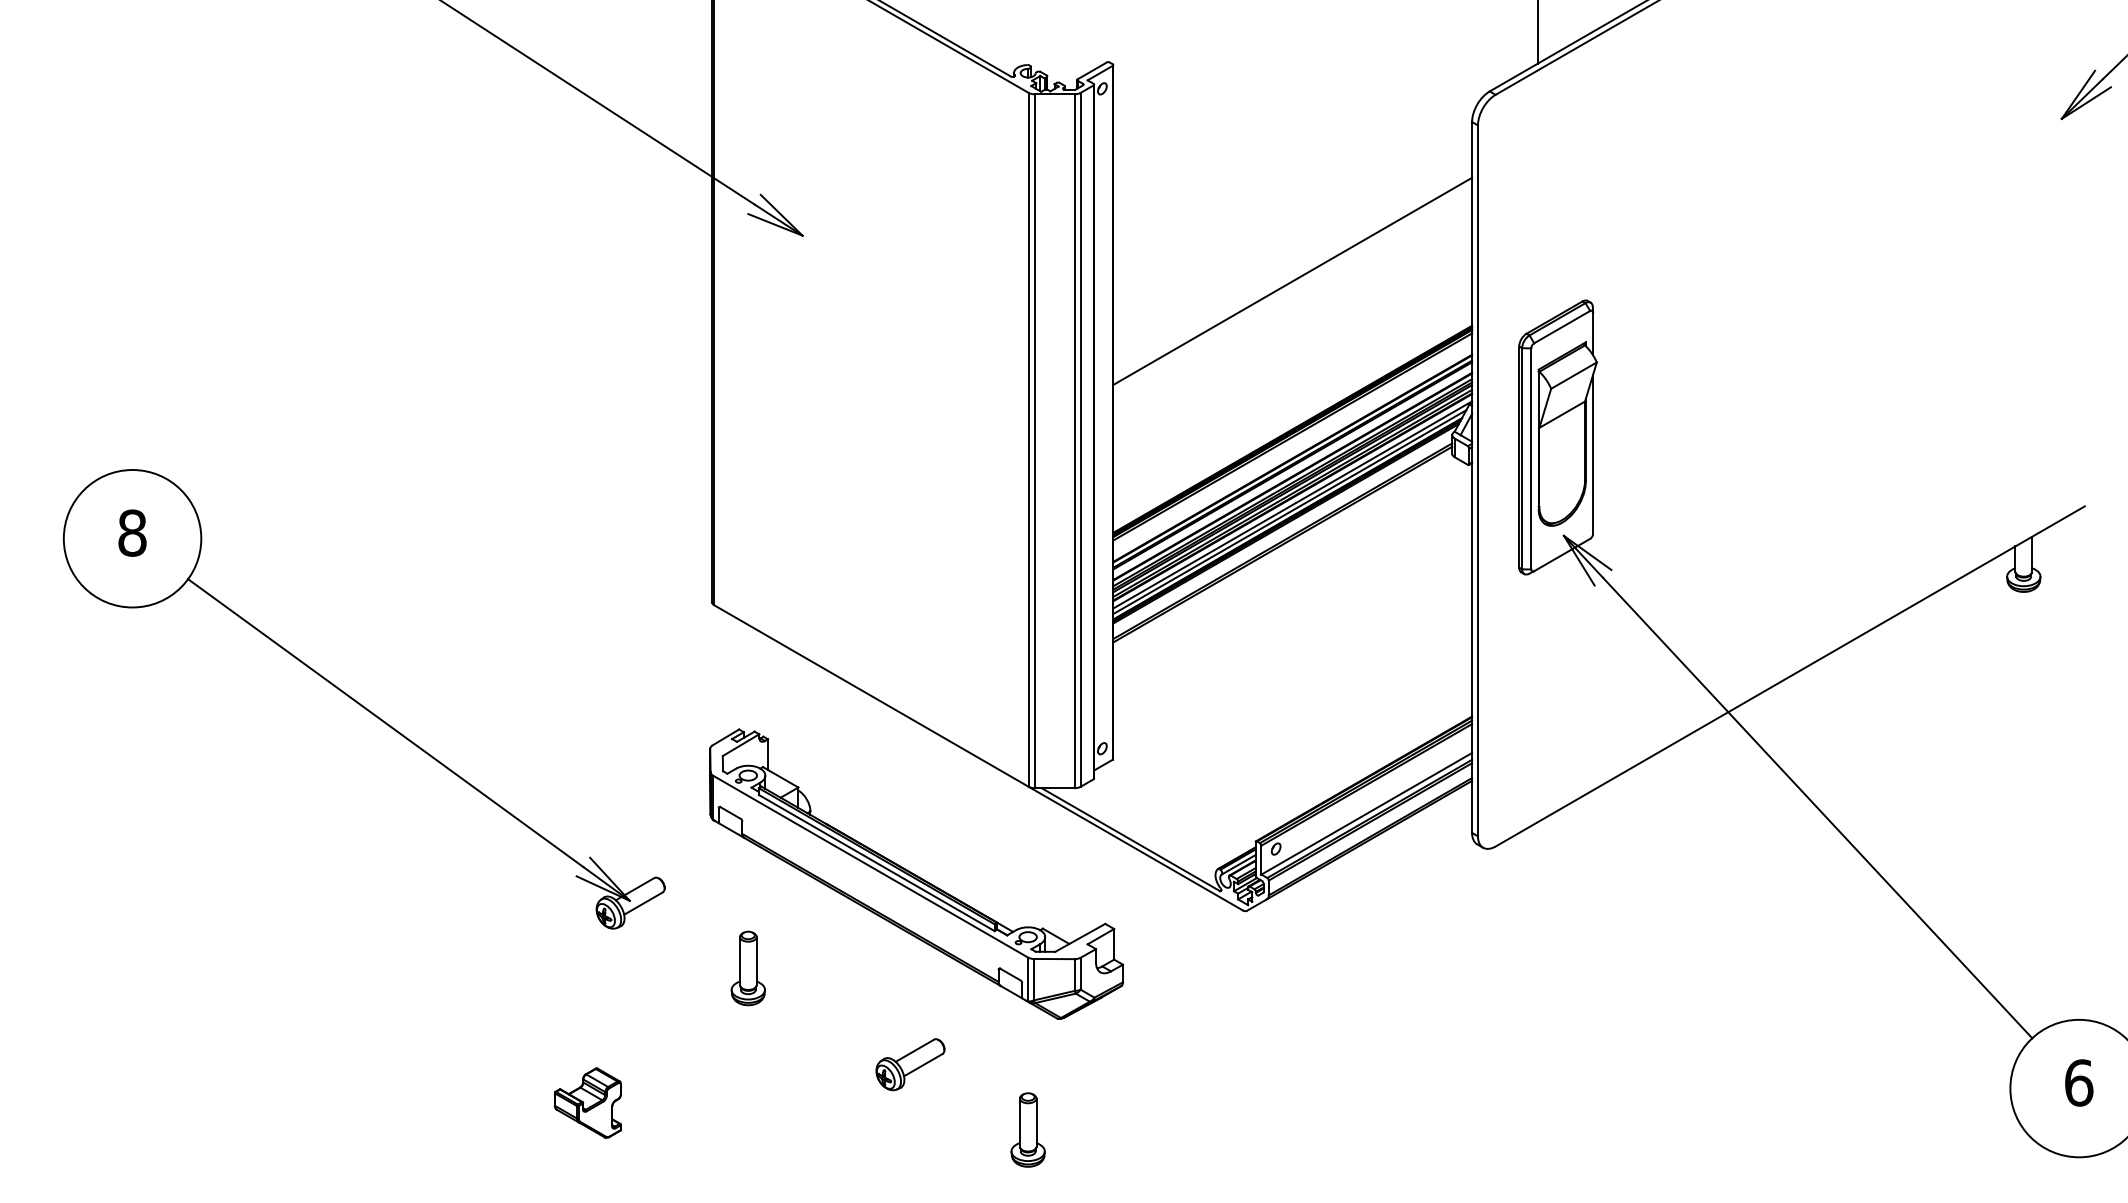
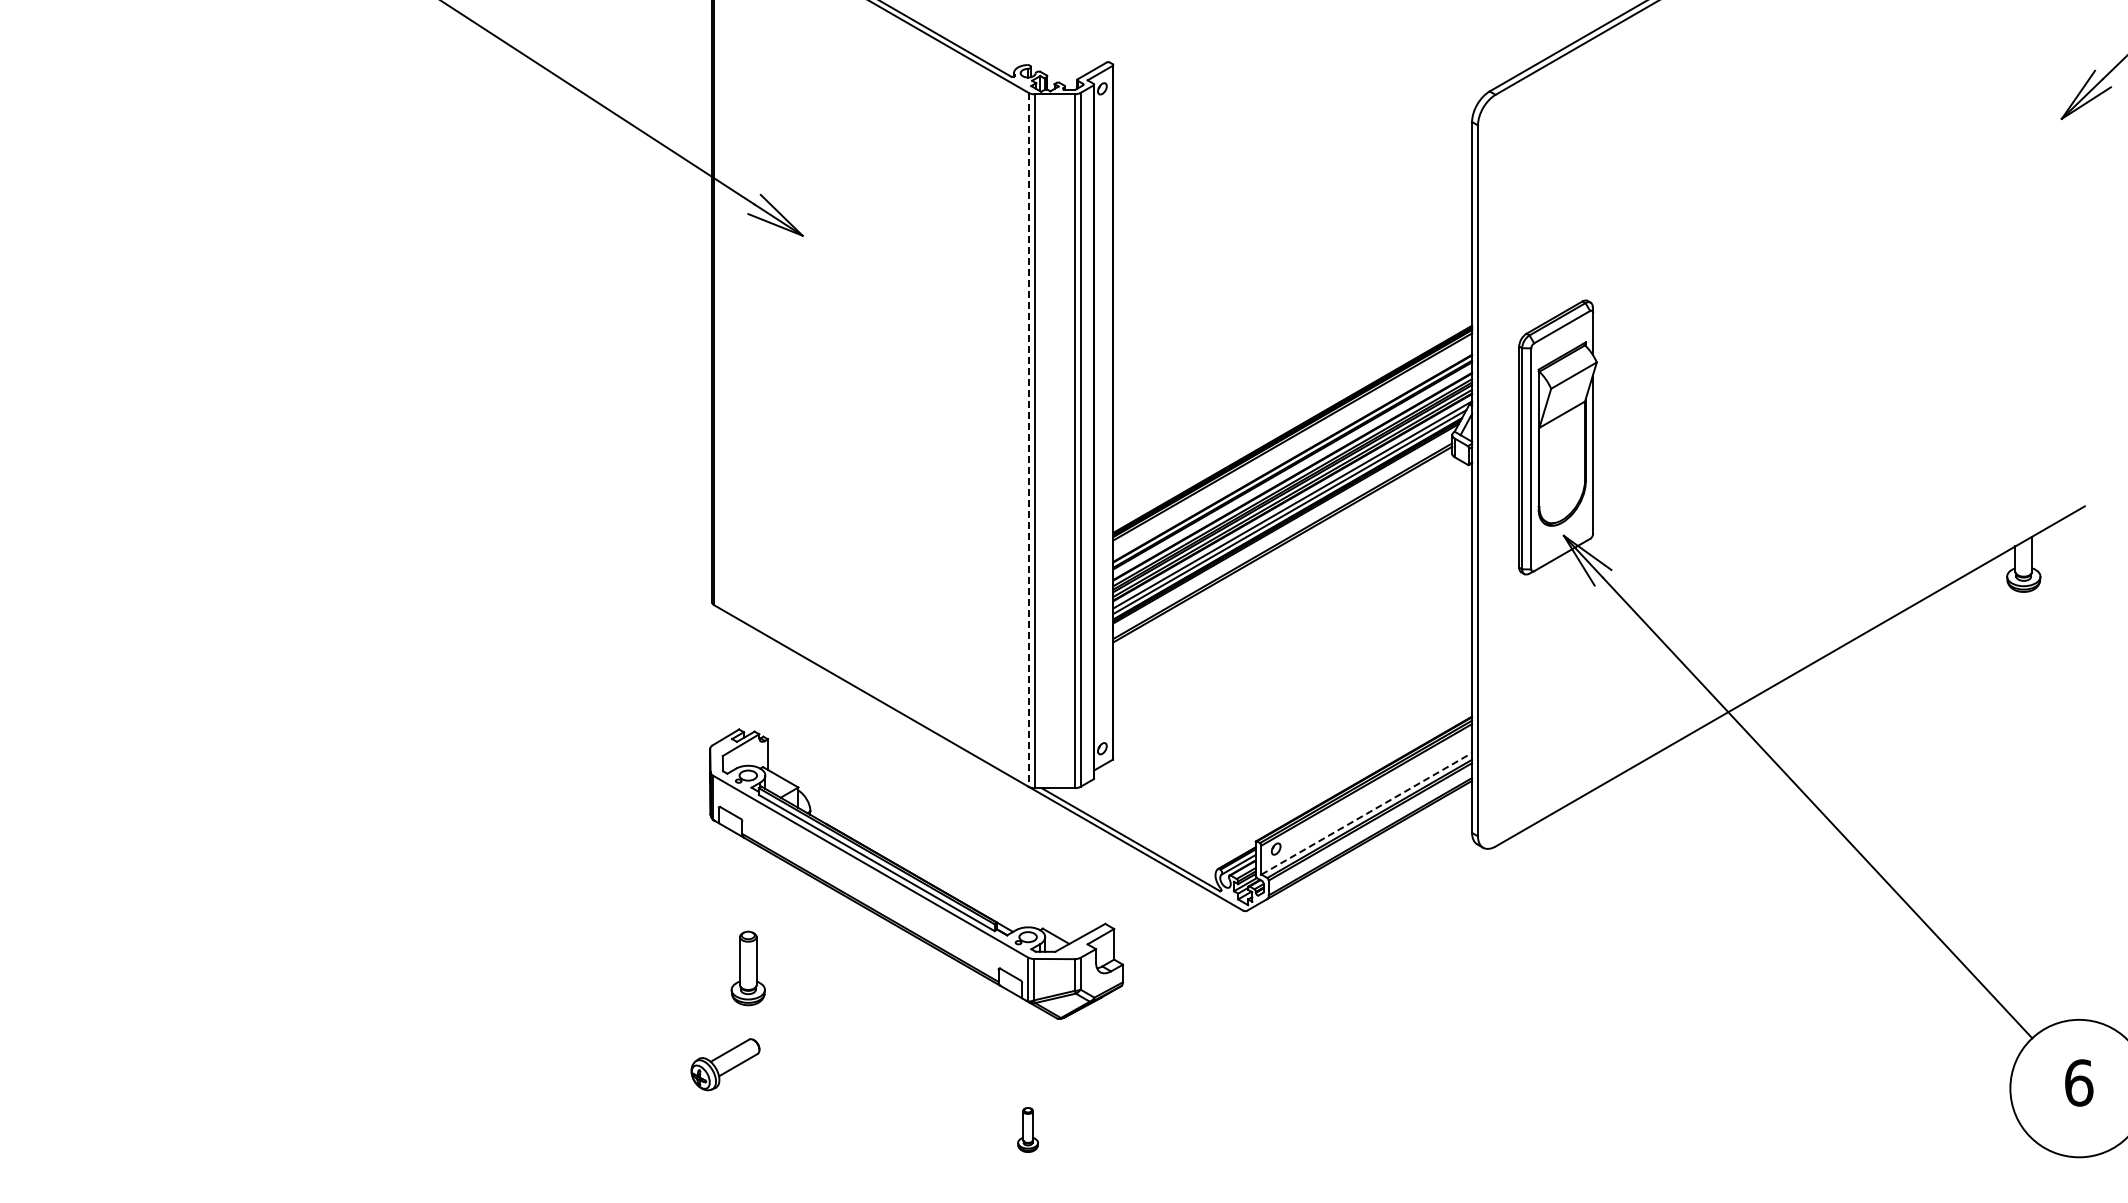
line: present -> none (1538, 32)
line: present -> none (1292, 280)
line: solid -> dashed (1028, 439)
part: present -> none (364, 699)
line: solid -> dashed (1366, 813)
part position: (910, 1064) -> (725, 1064) (725, 1064)
part: present -> none (587, 1102)
part size: 36x76 px -> 22x46 px (1027, 1129)
